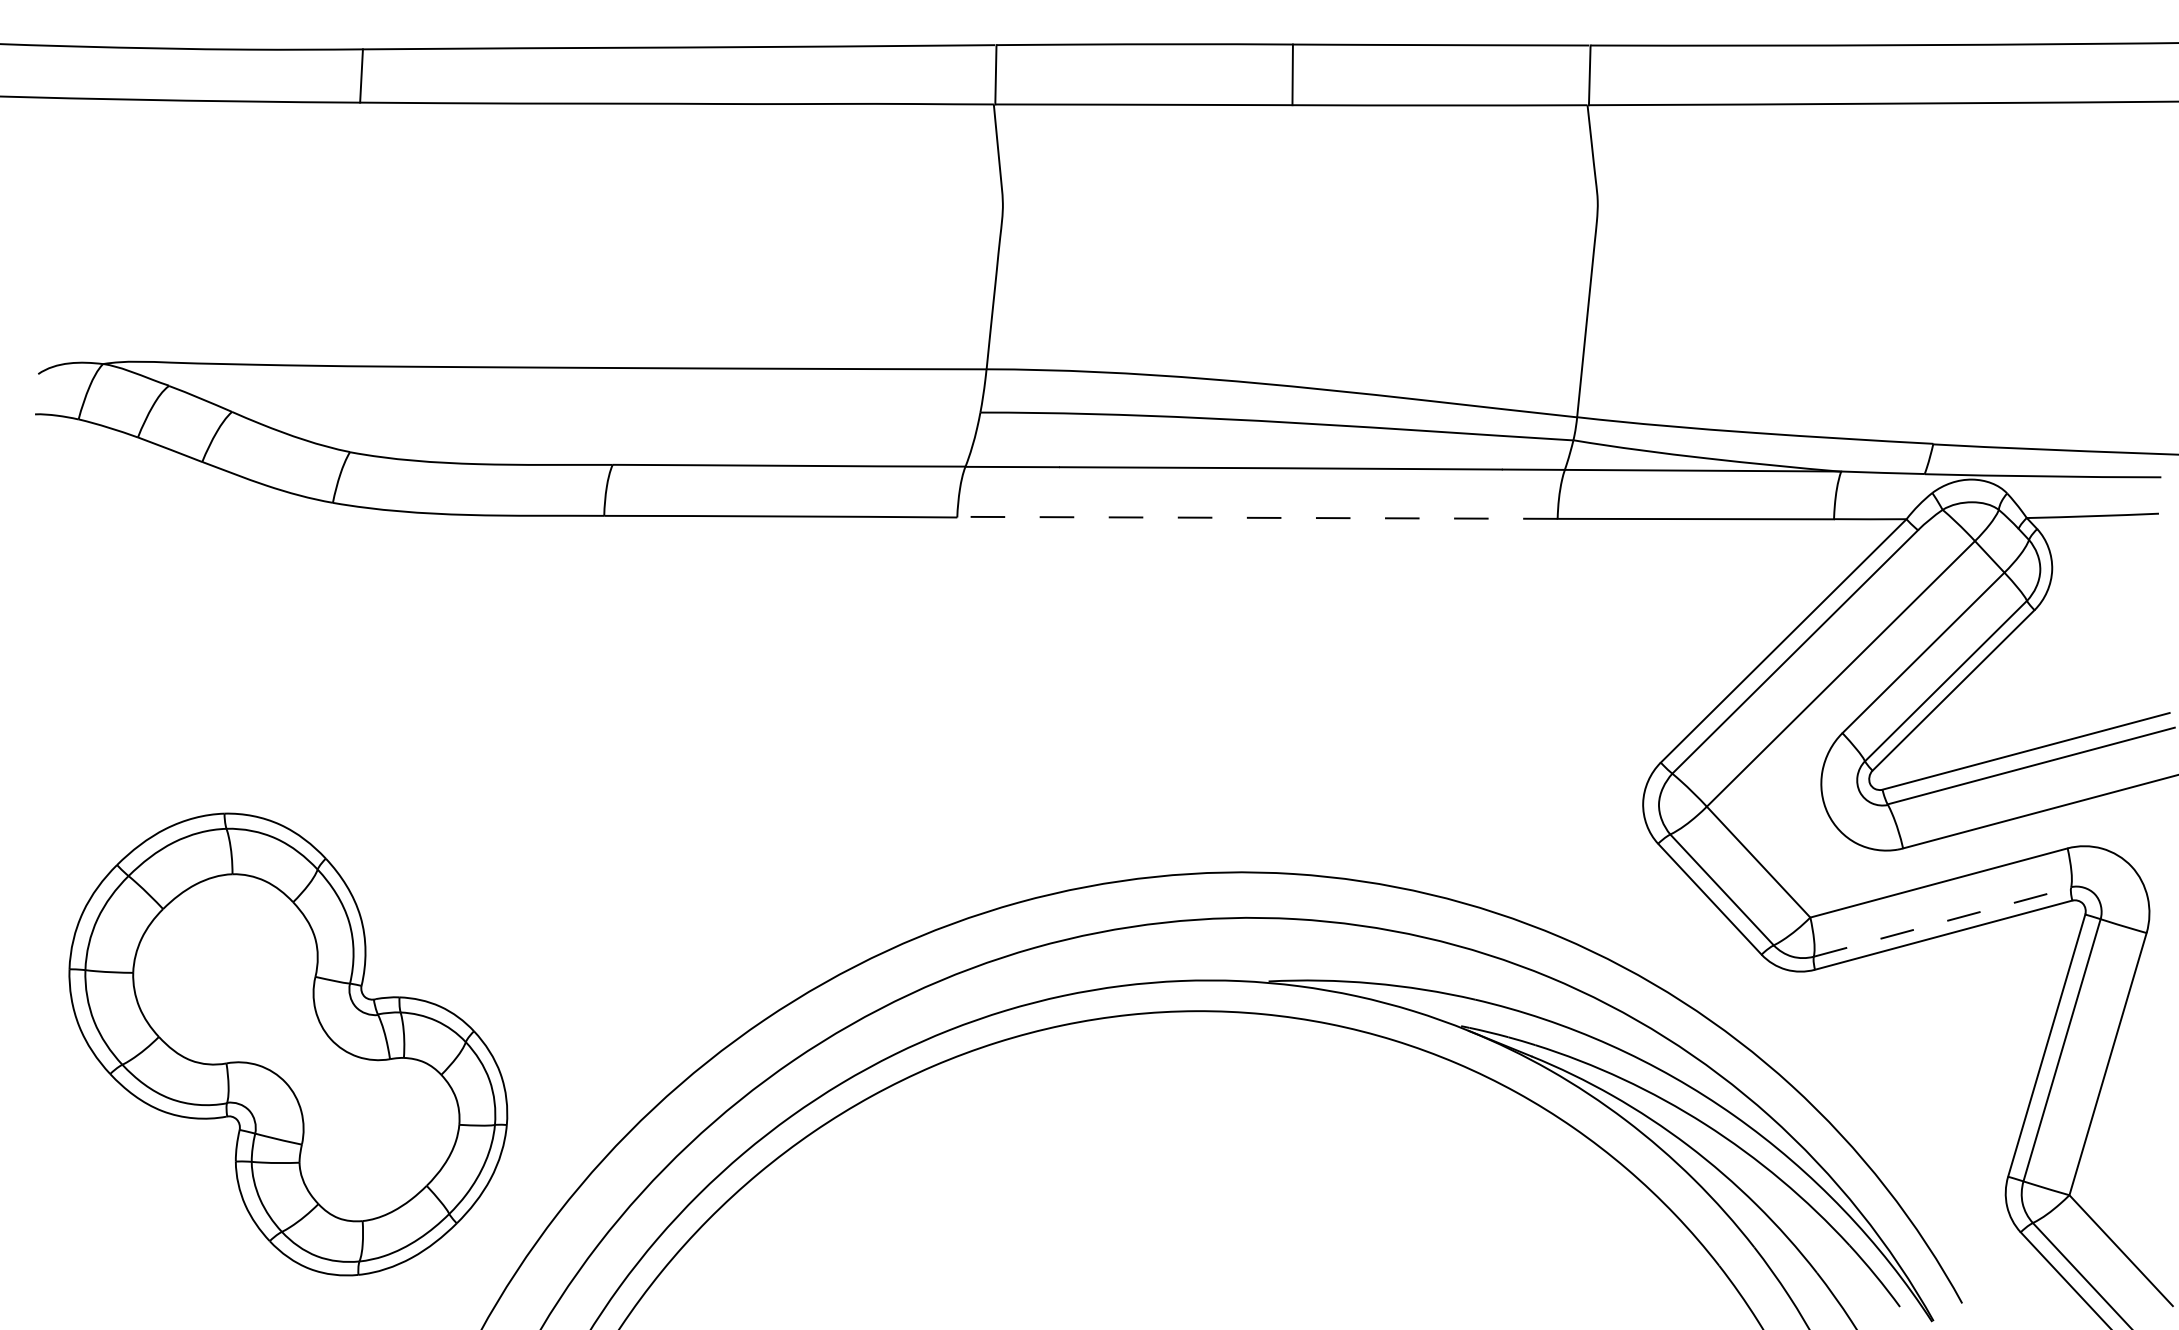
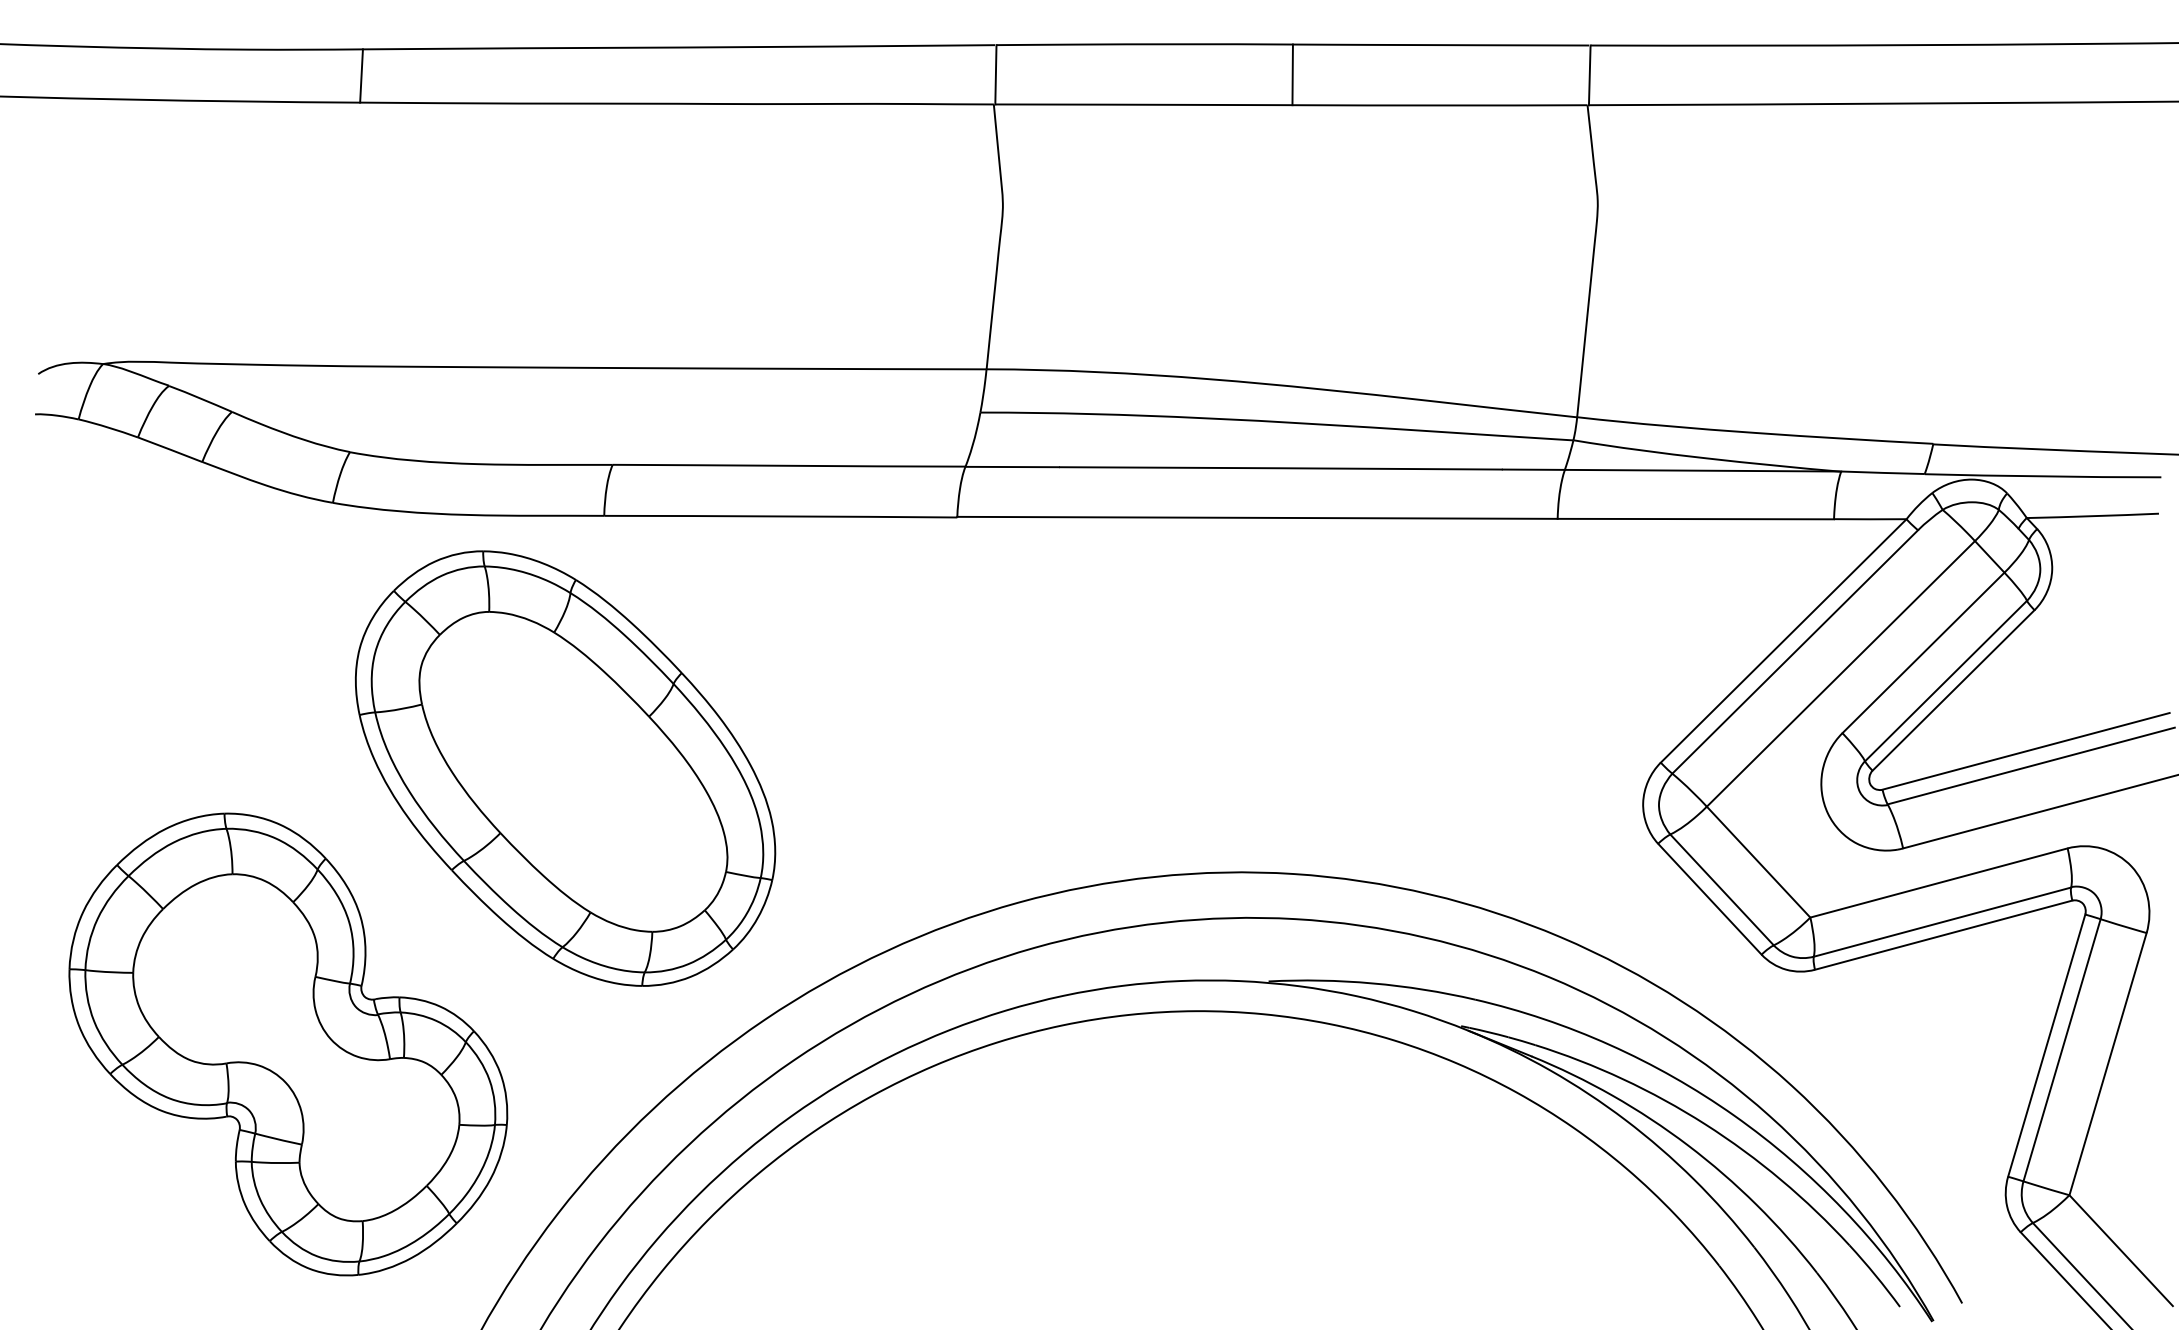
line: dashed -> solid (1257, 517)
part: none -> present (565, 768)
line: dashed -> solid (1942, 922)
